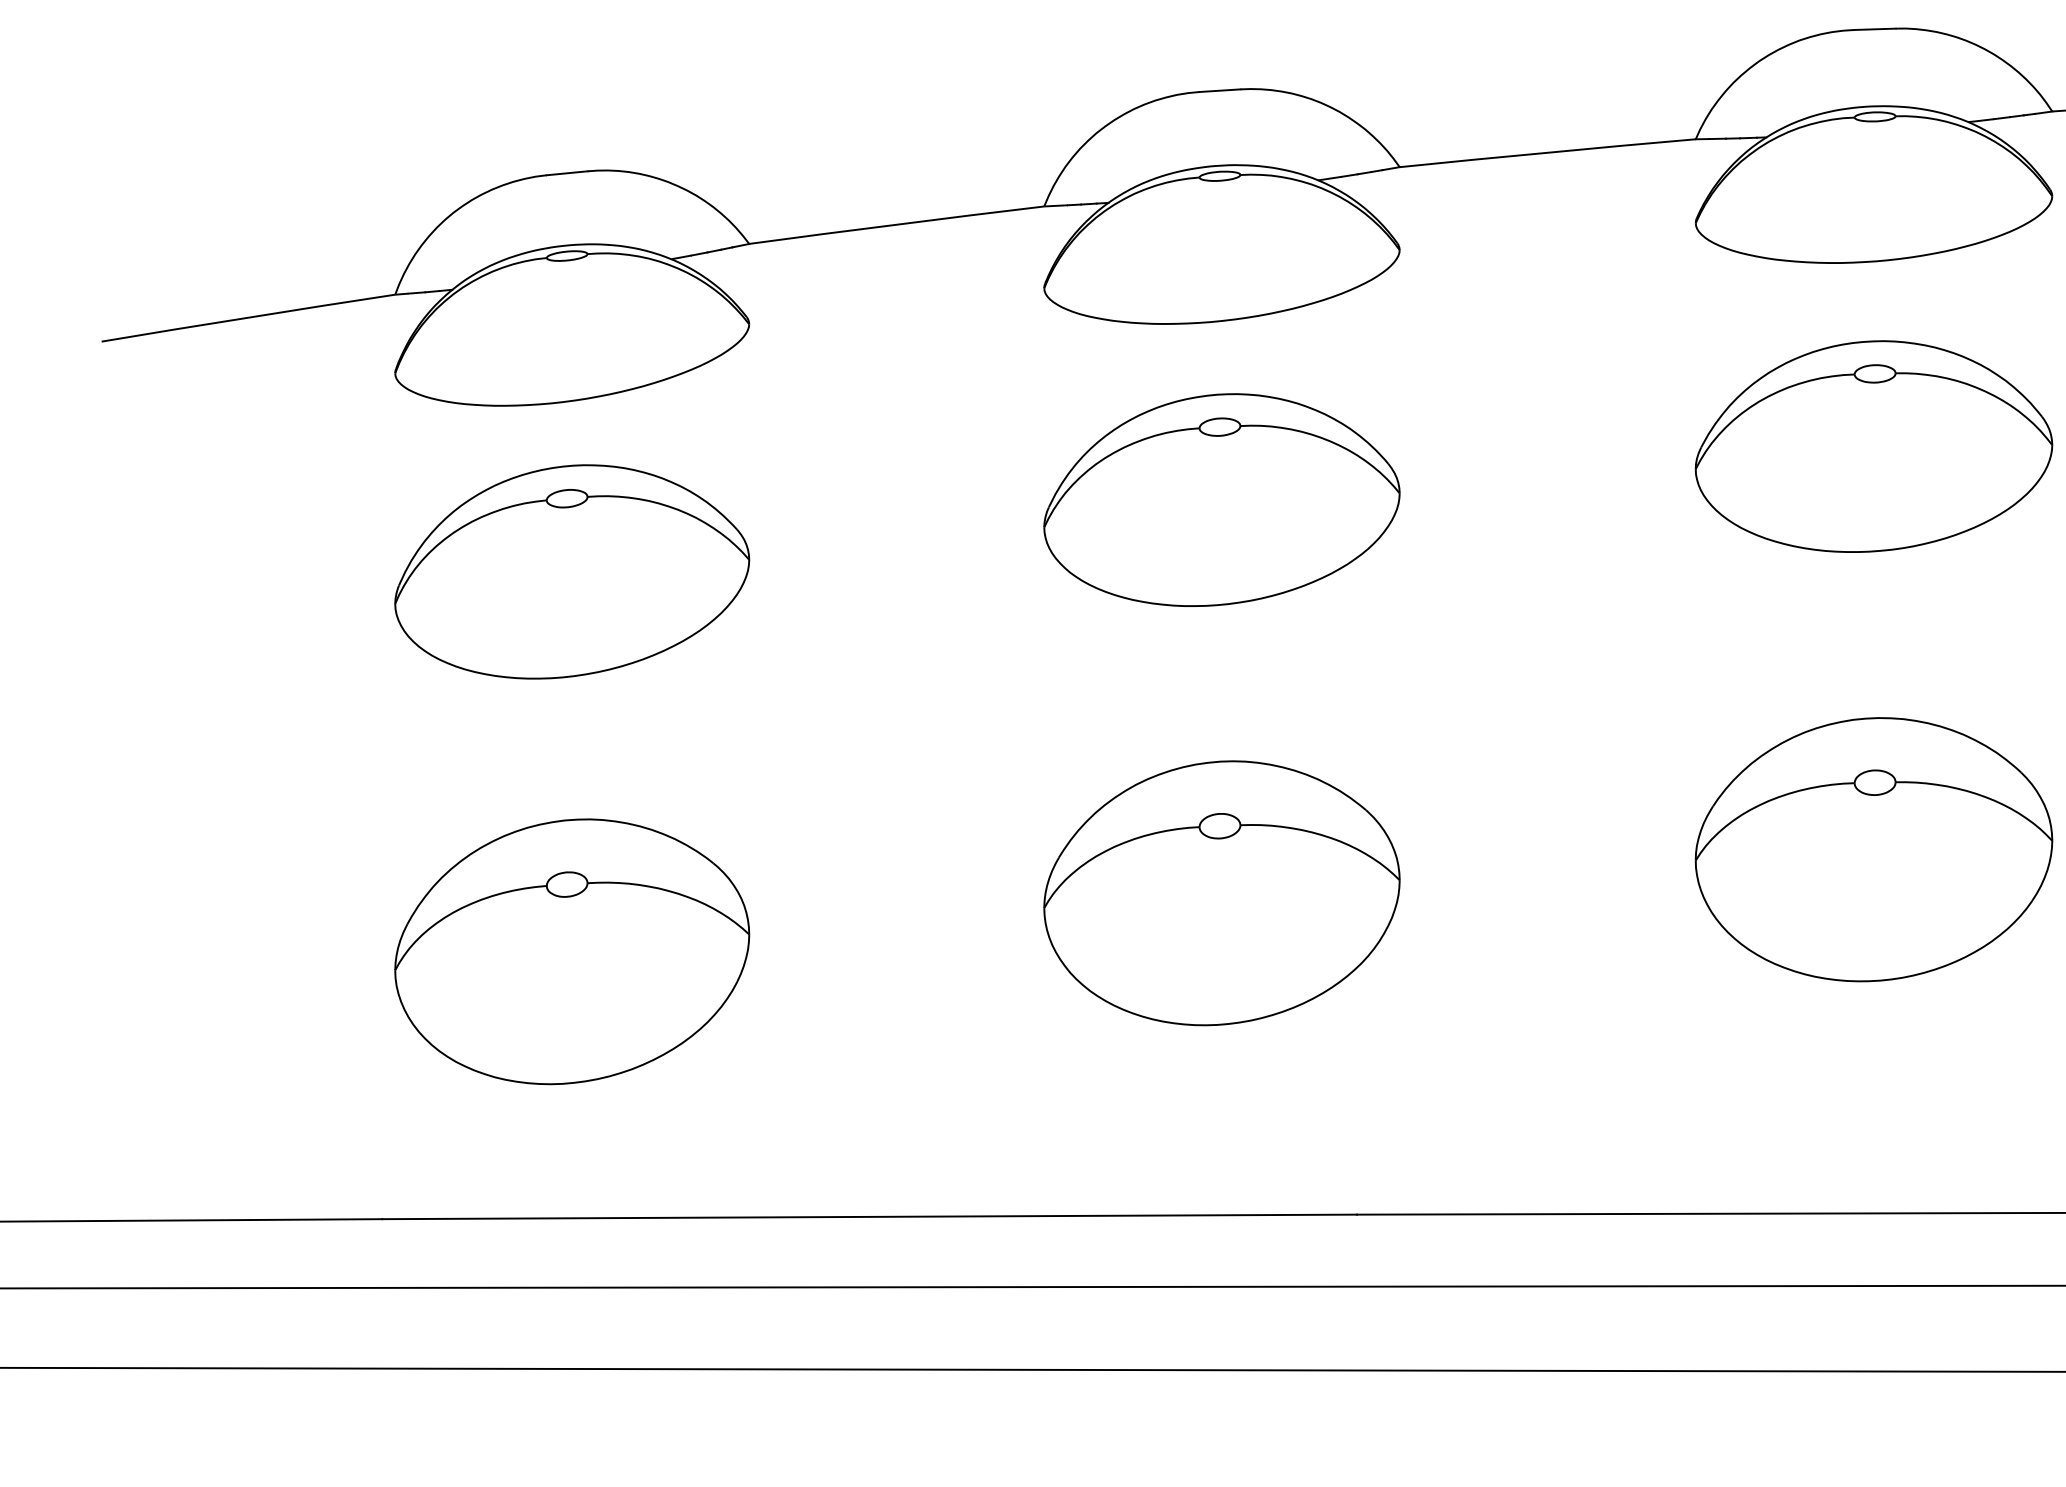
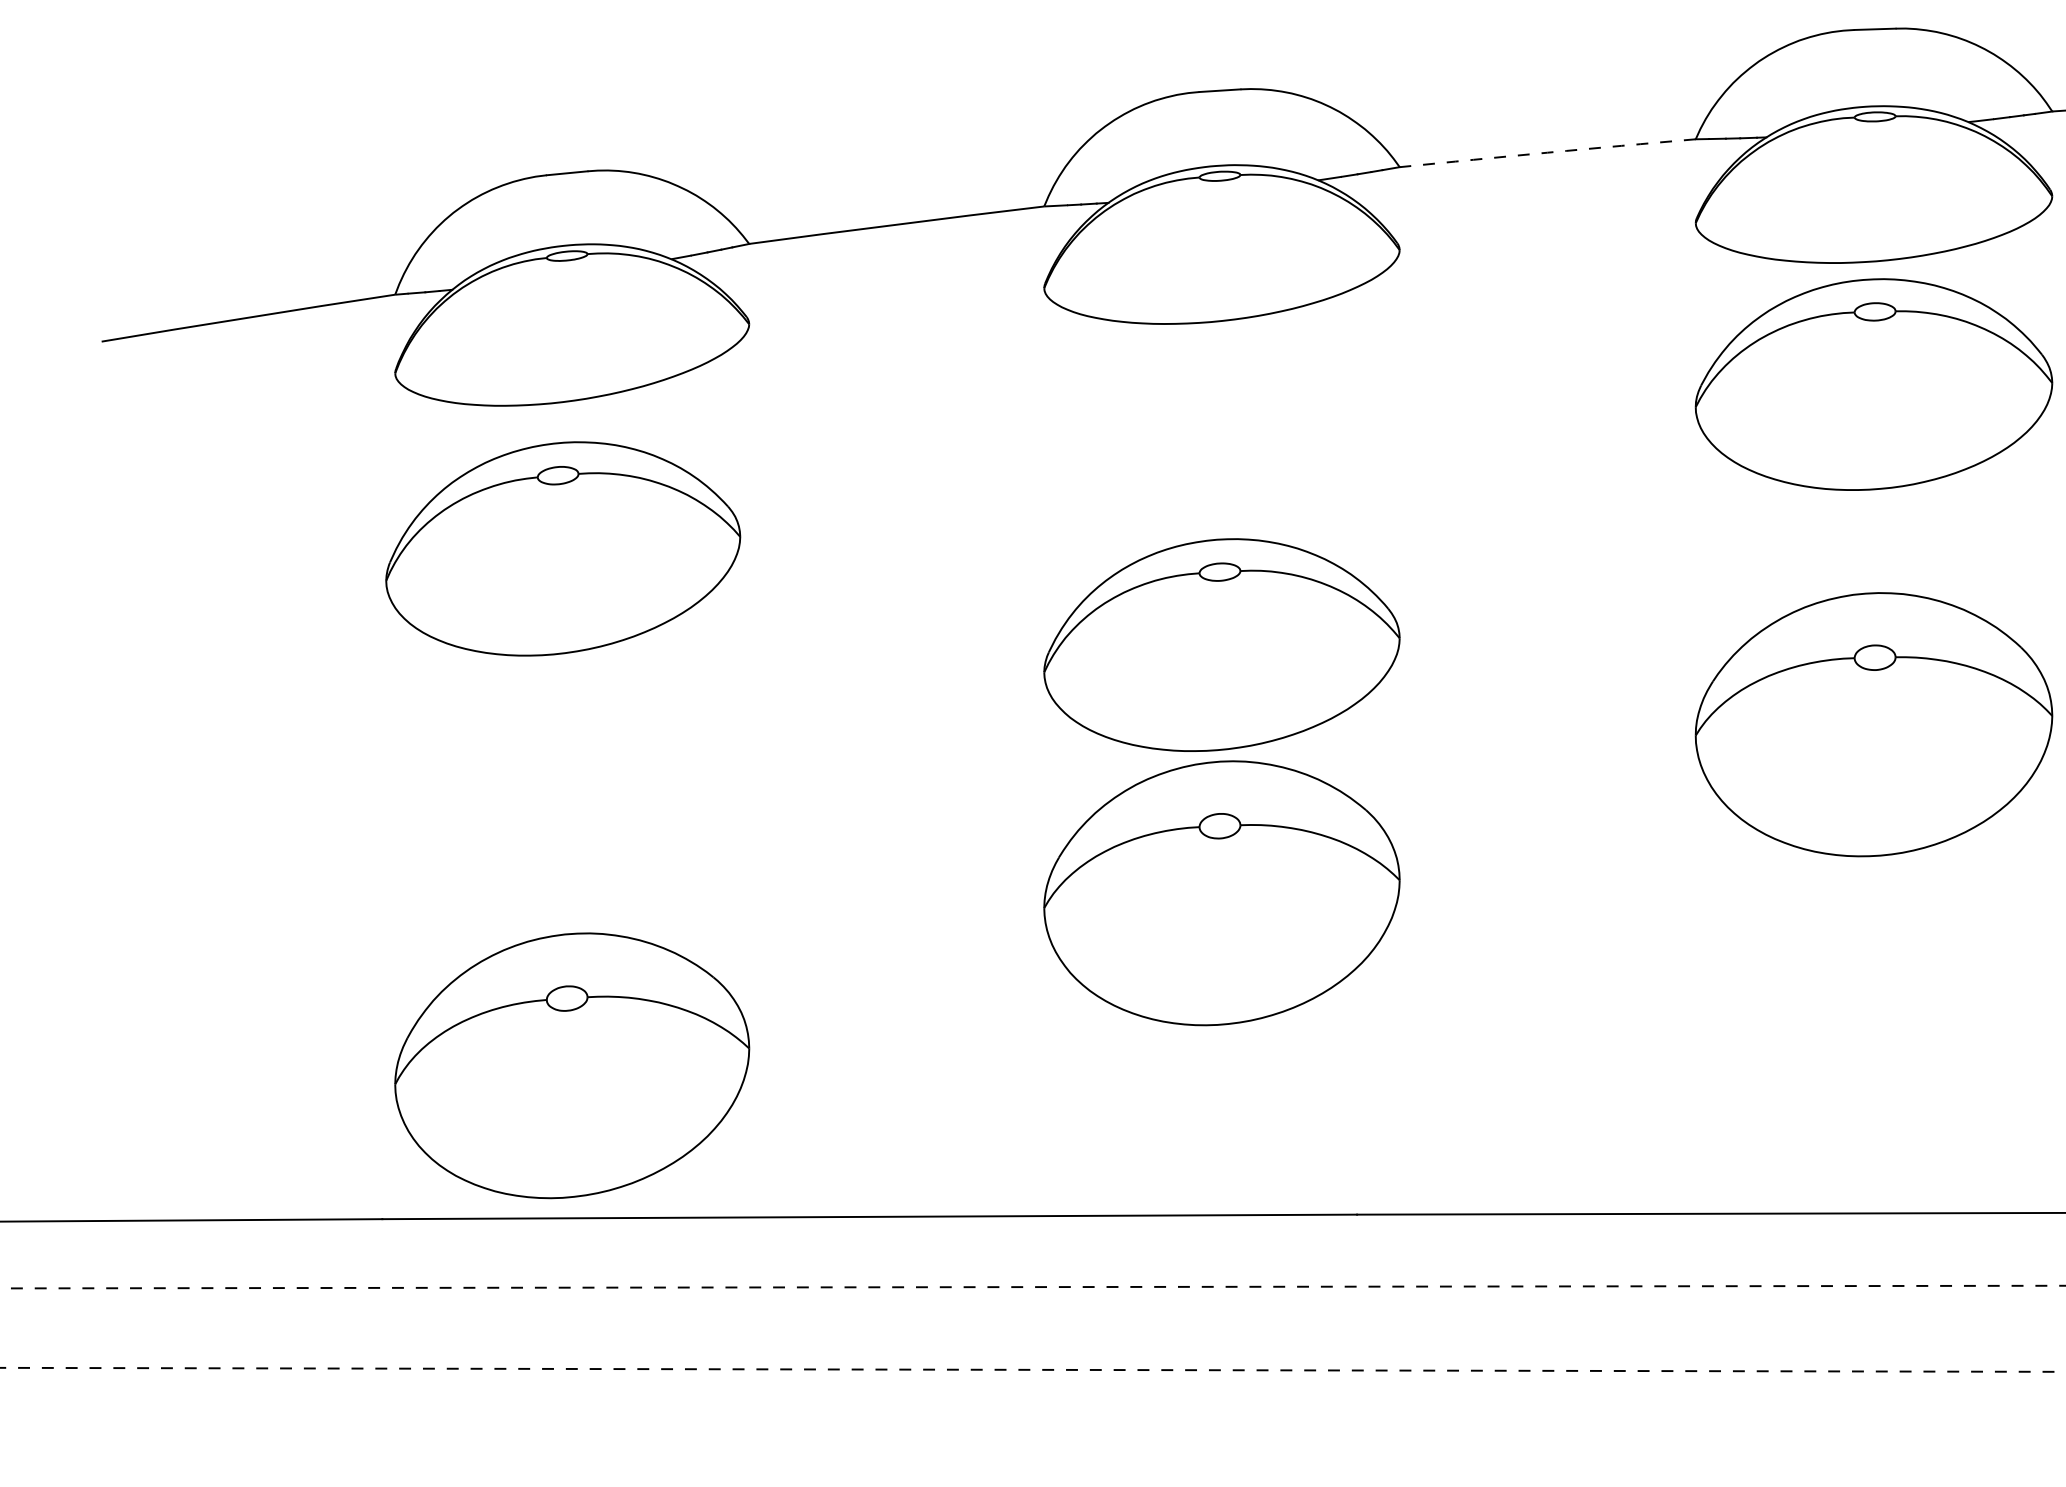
arc: solid -> dashed (1547, 152)
part position: (1873, 446) -> (1873, 384) (1873, 384)
part position: (1221, 499) -> (1221, 644) (1221, 644)
part position: (572, 571) -> (563, 548) (563, 548)
part position: (1873, 849) -> (1873, 724) (1873, 724)
part position: (572, 951) -> (572, 1065) (572, 1065)
line: solid -> dashed (1032, 1287)
line: solid -> dashed (1033, 1369)
